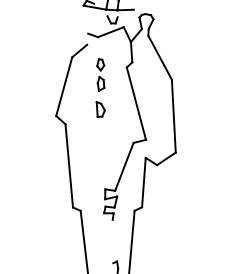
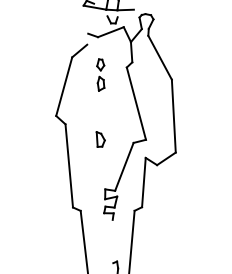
part position: (100, 109) -> (100, 139) (100, 139)
